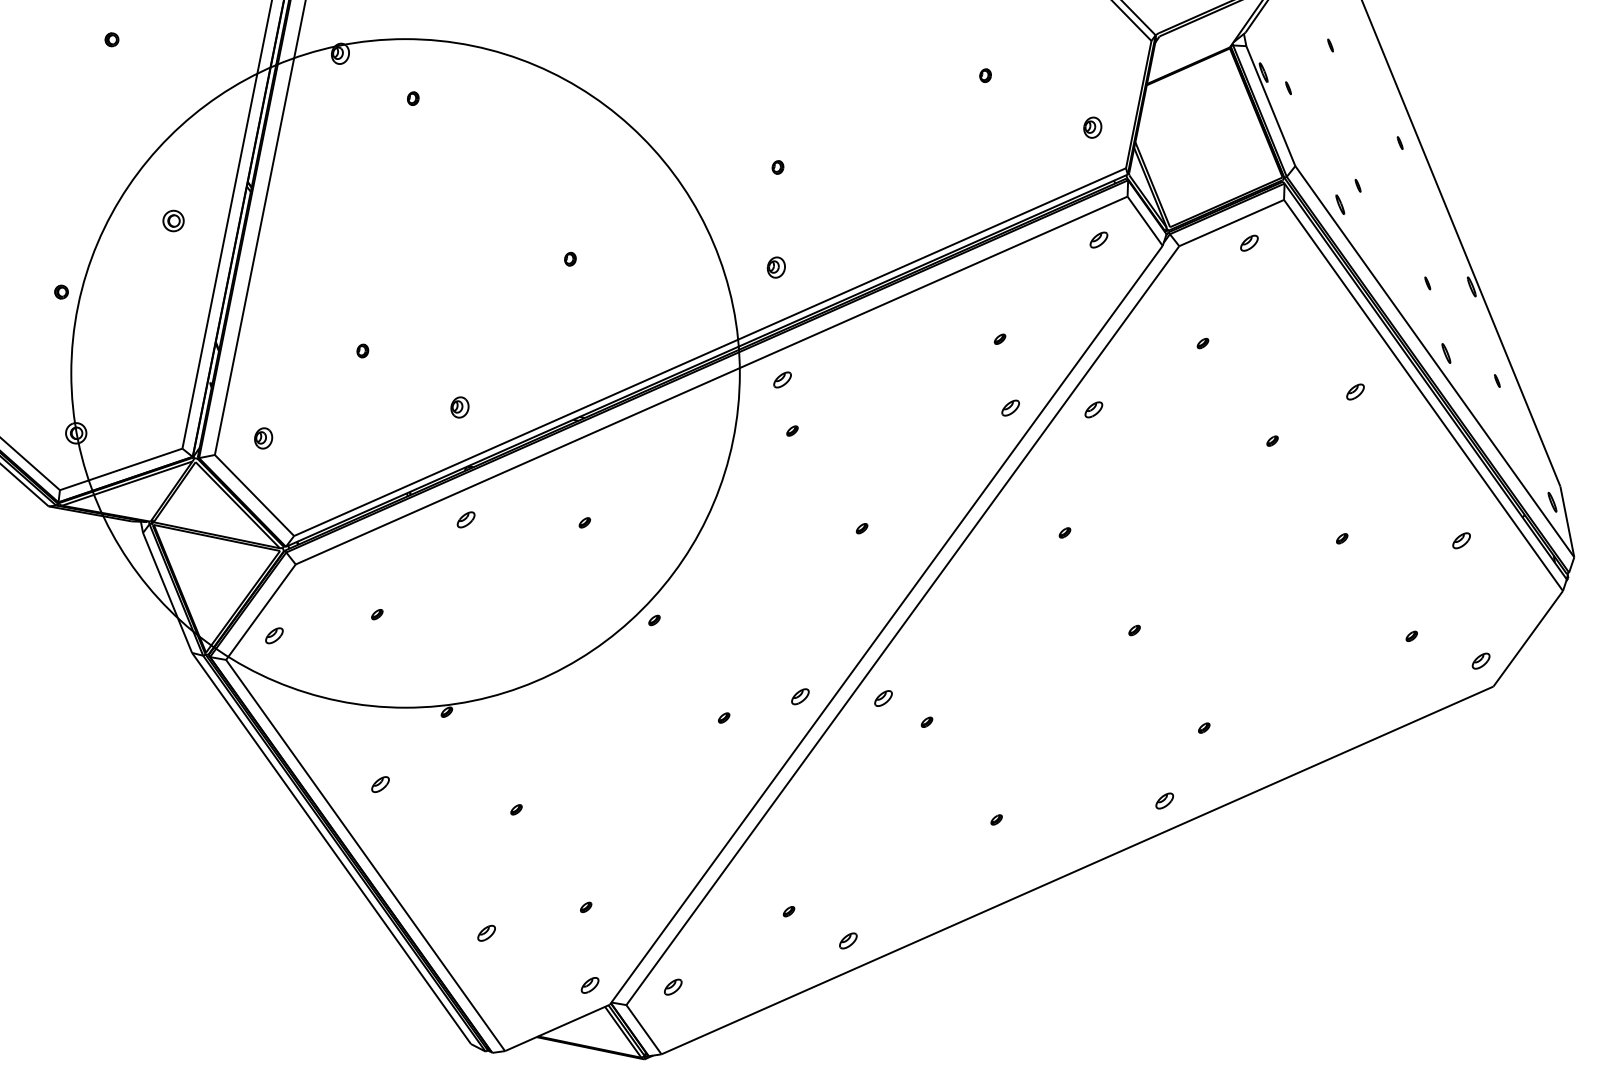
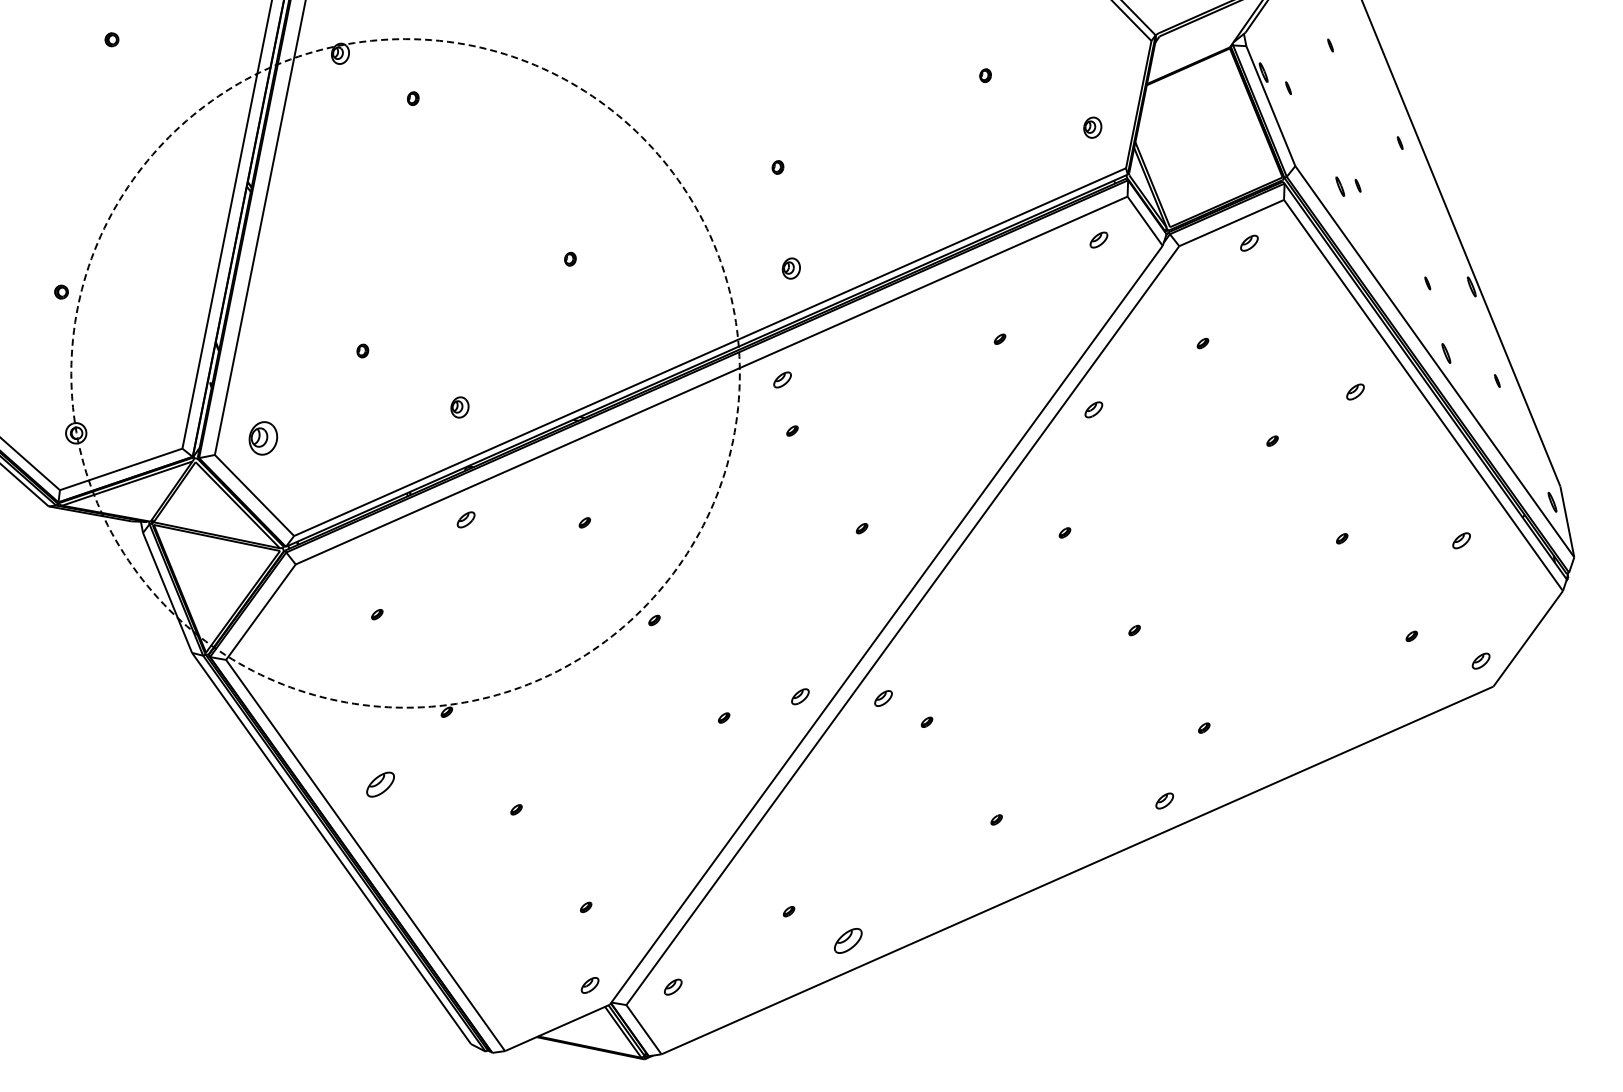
part position: (1340, 204) -> (1340, 186) (1340, 186)
part: present -> none (173, 220)
part position: (775, 267) -> (790, 268) (790, 268)
circle: solid -> dashed (405, 373)
part: present -> none (1010, 407)
part size: 20x23 px -> 31x35 px (263, 438)
part: present -> none (274, 635)
part size: 19x17 px -> 29x27 px (380, 784)
part: present -> none (486, 933)
part size: 19x18 px -> 29x26 px (848, 940)
